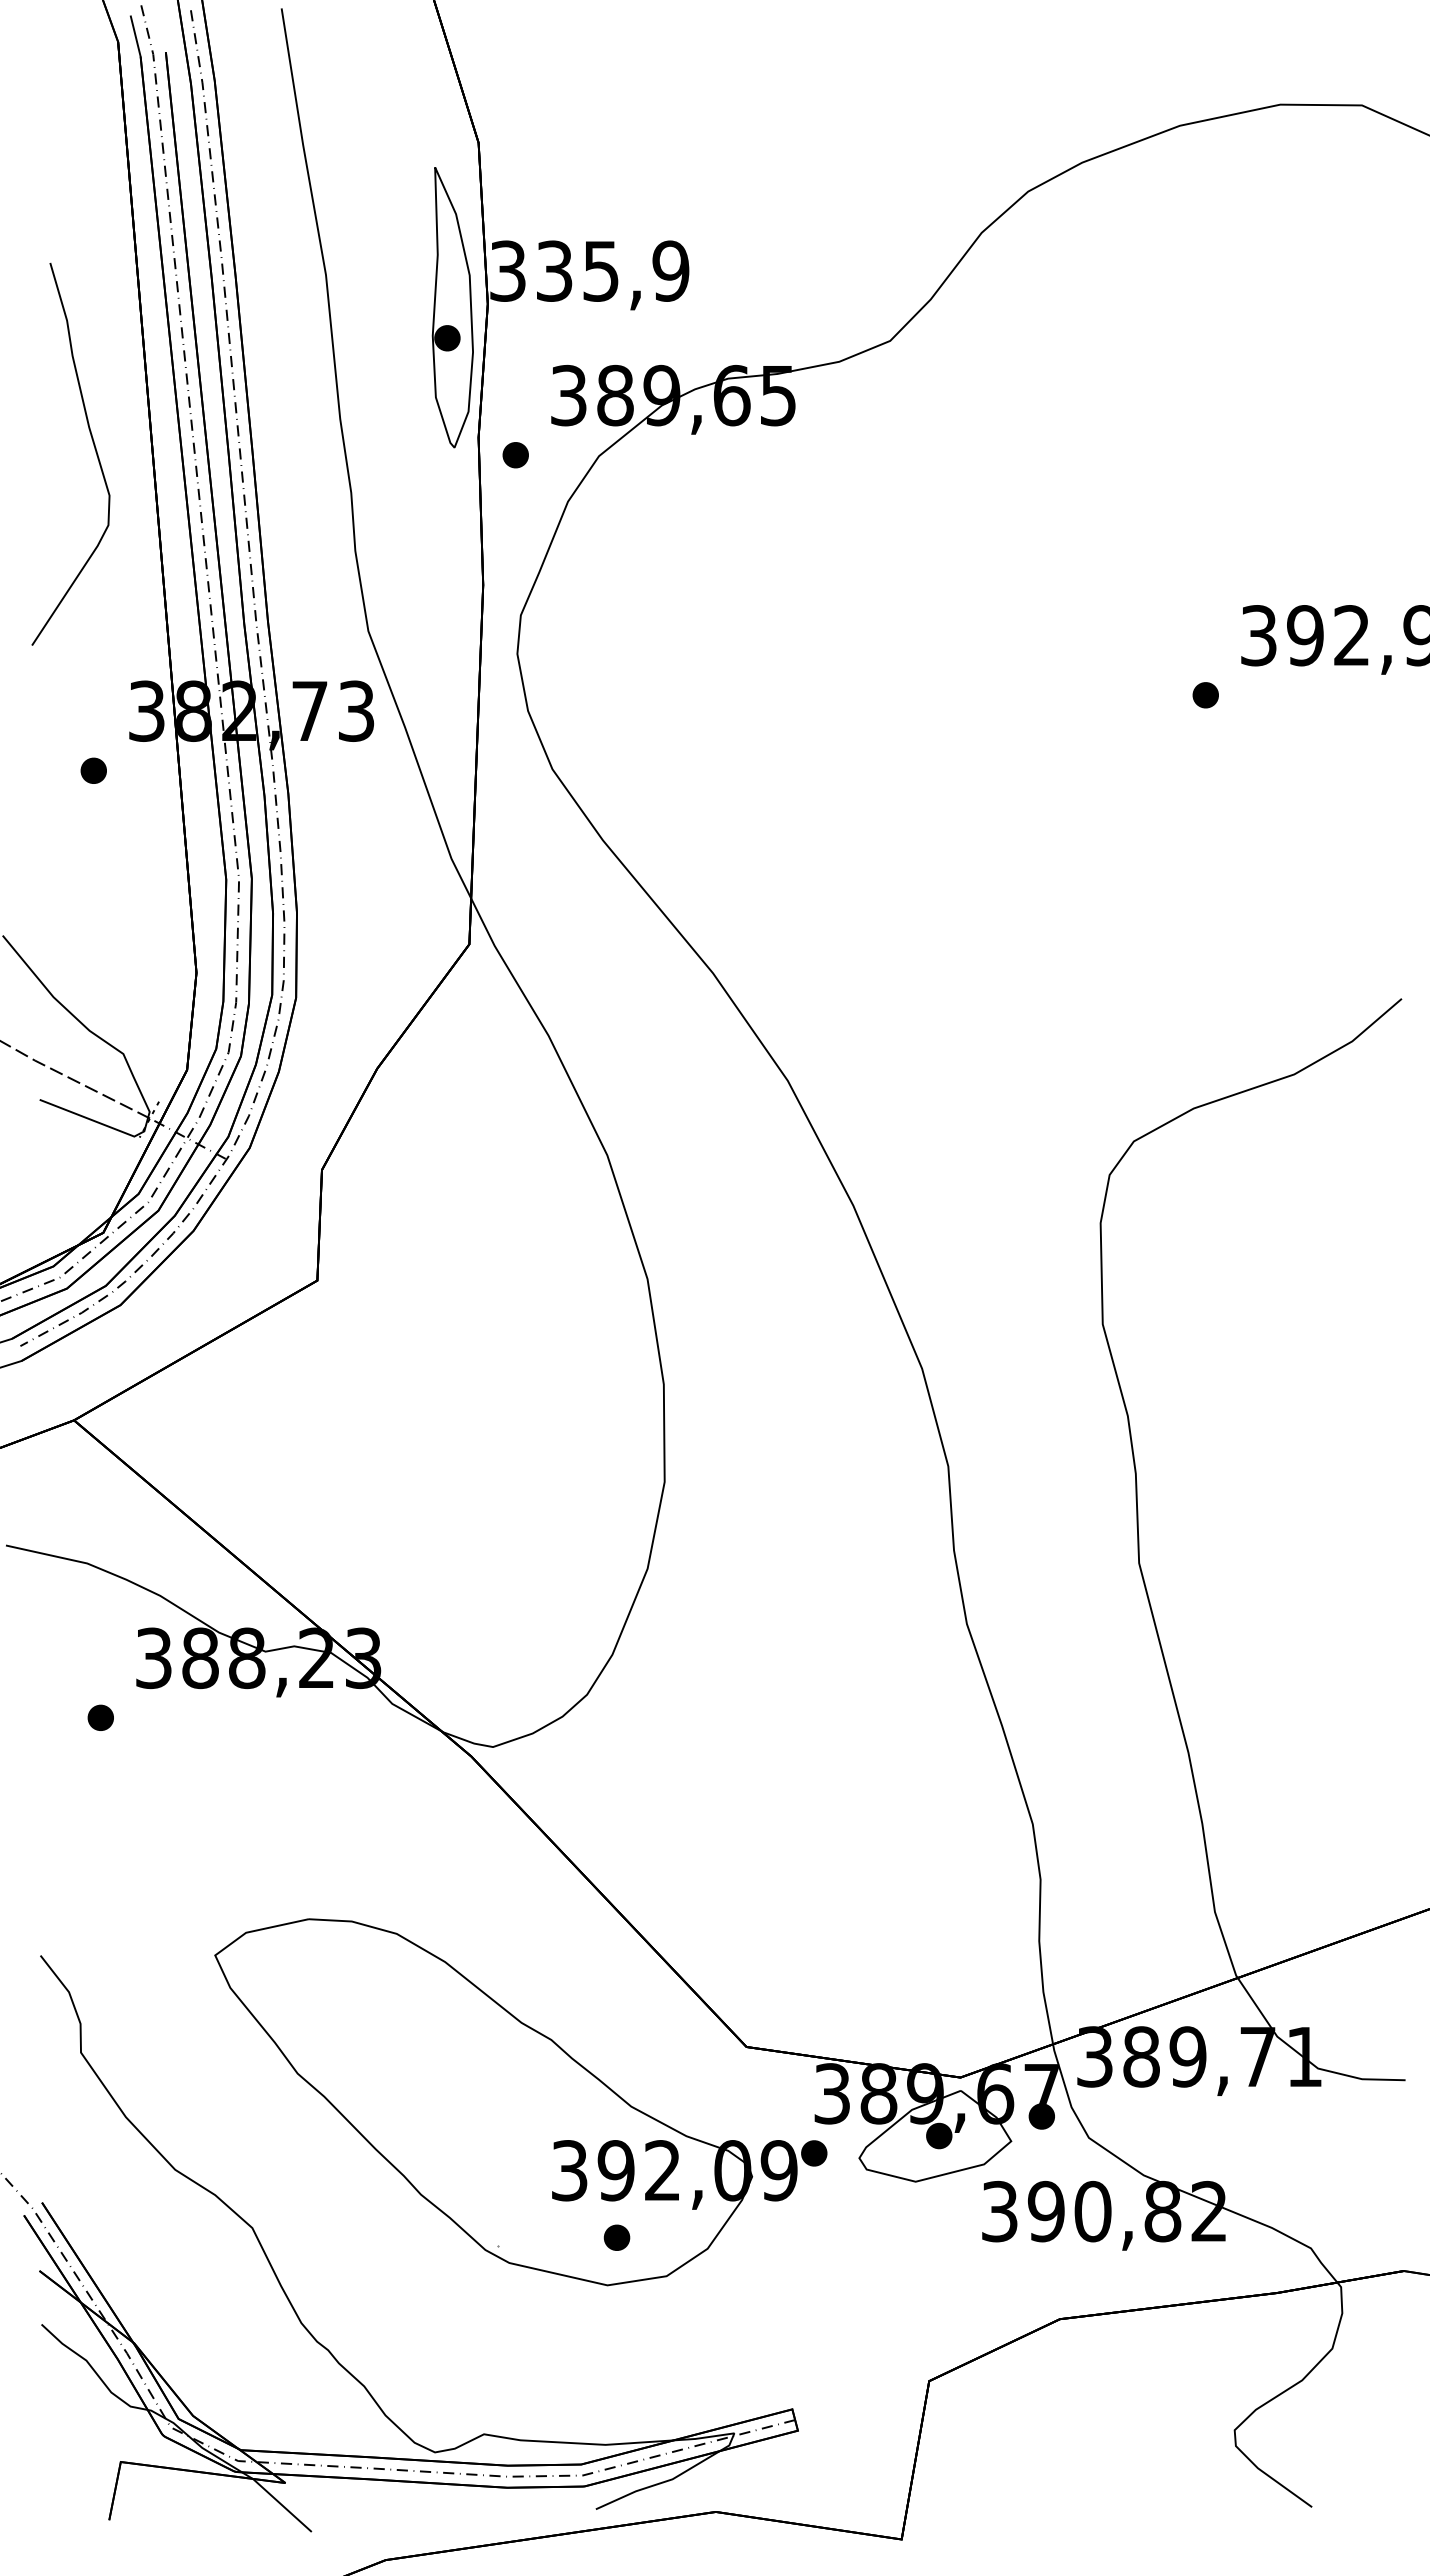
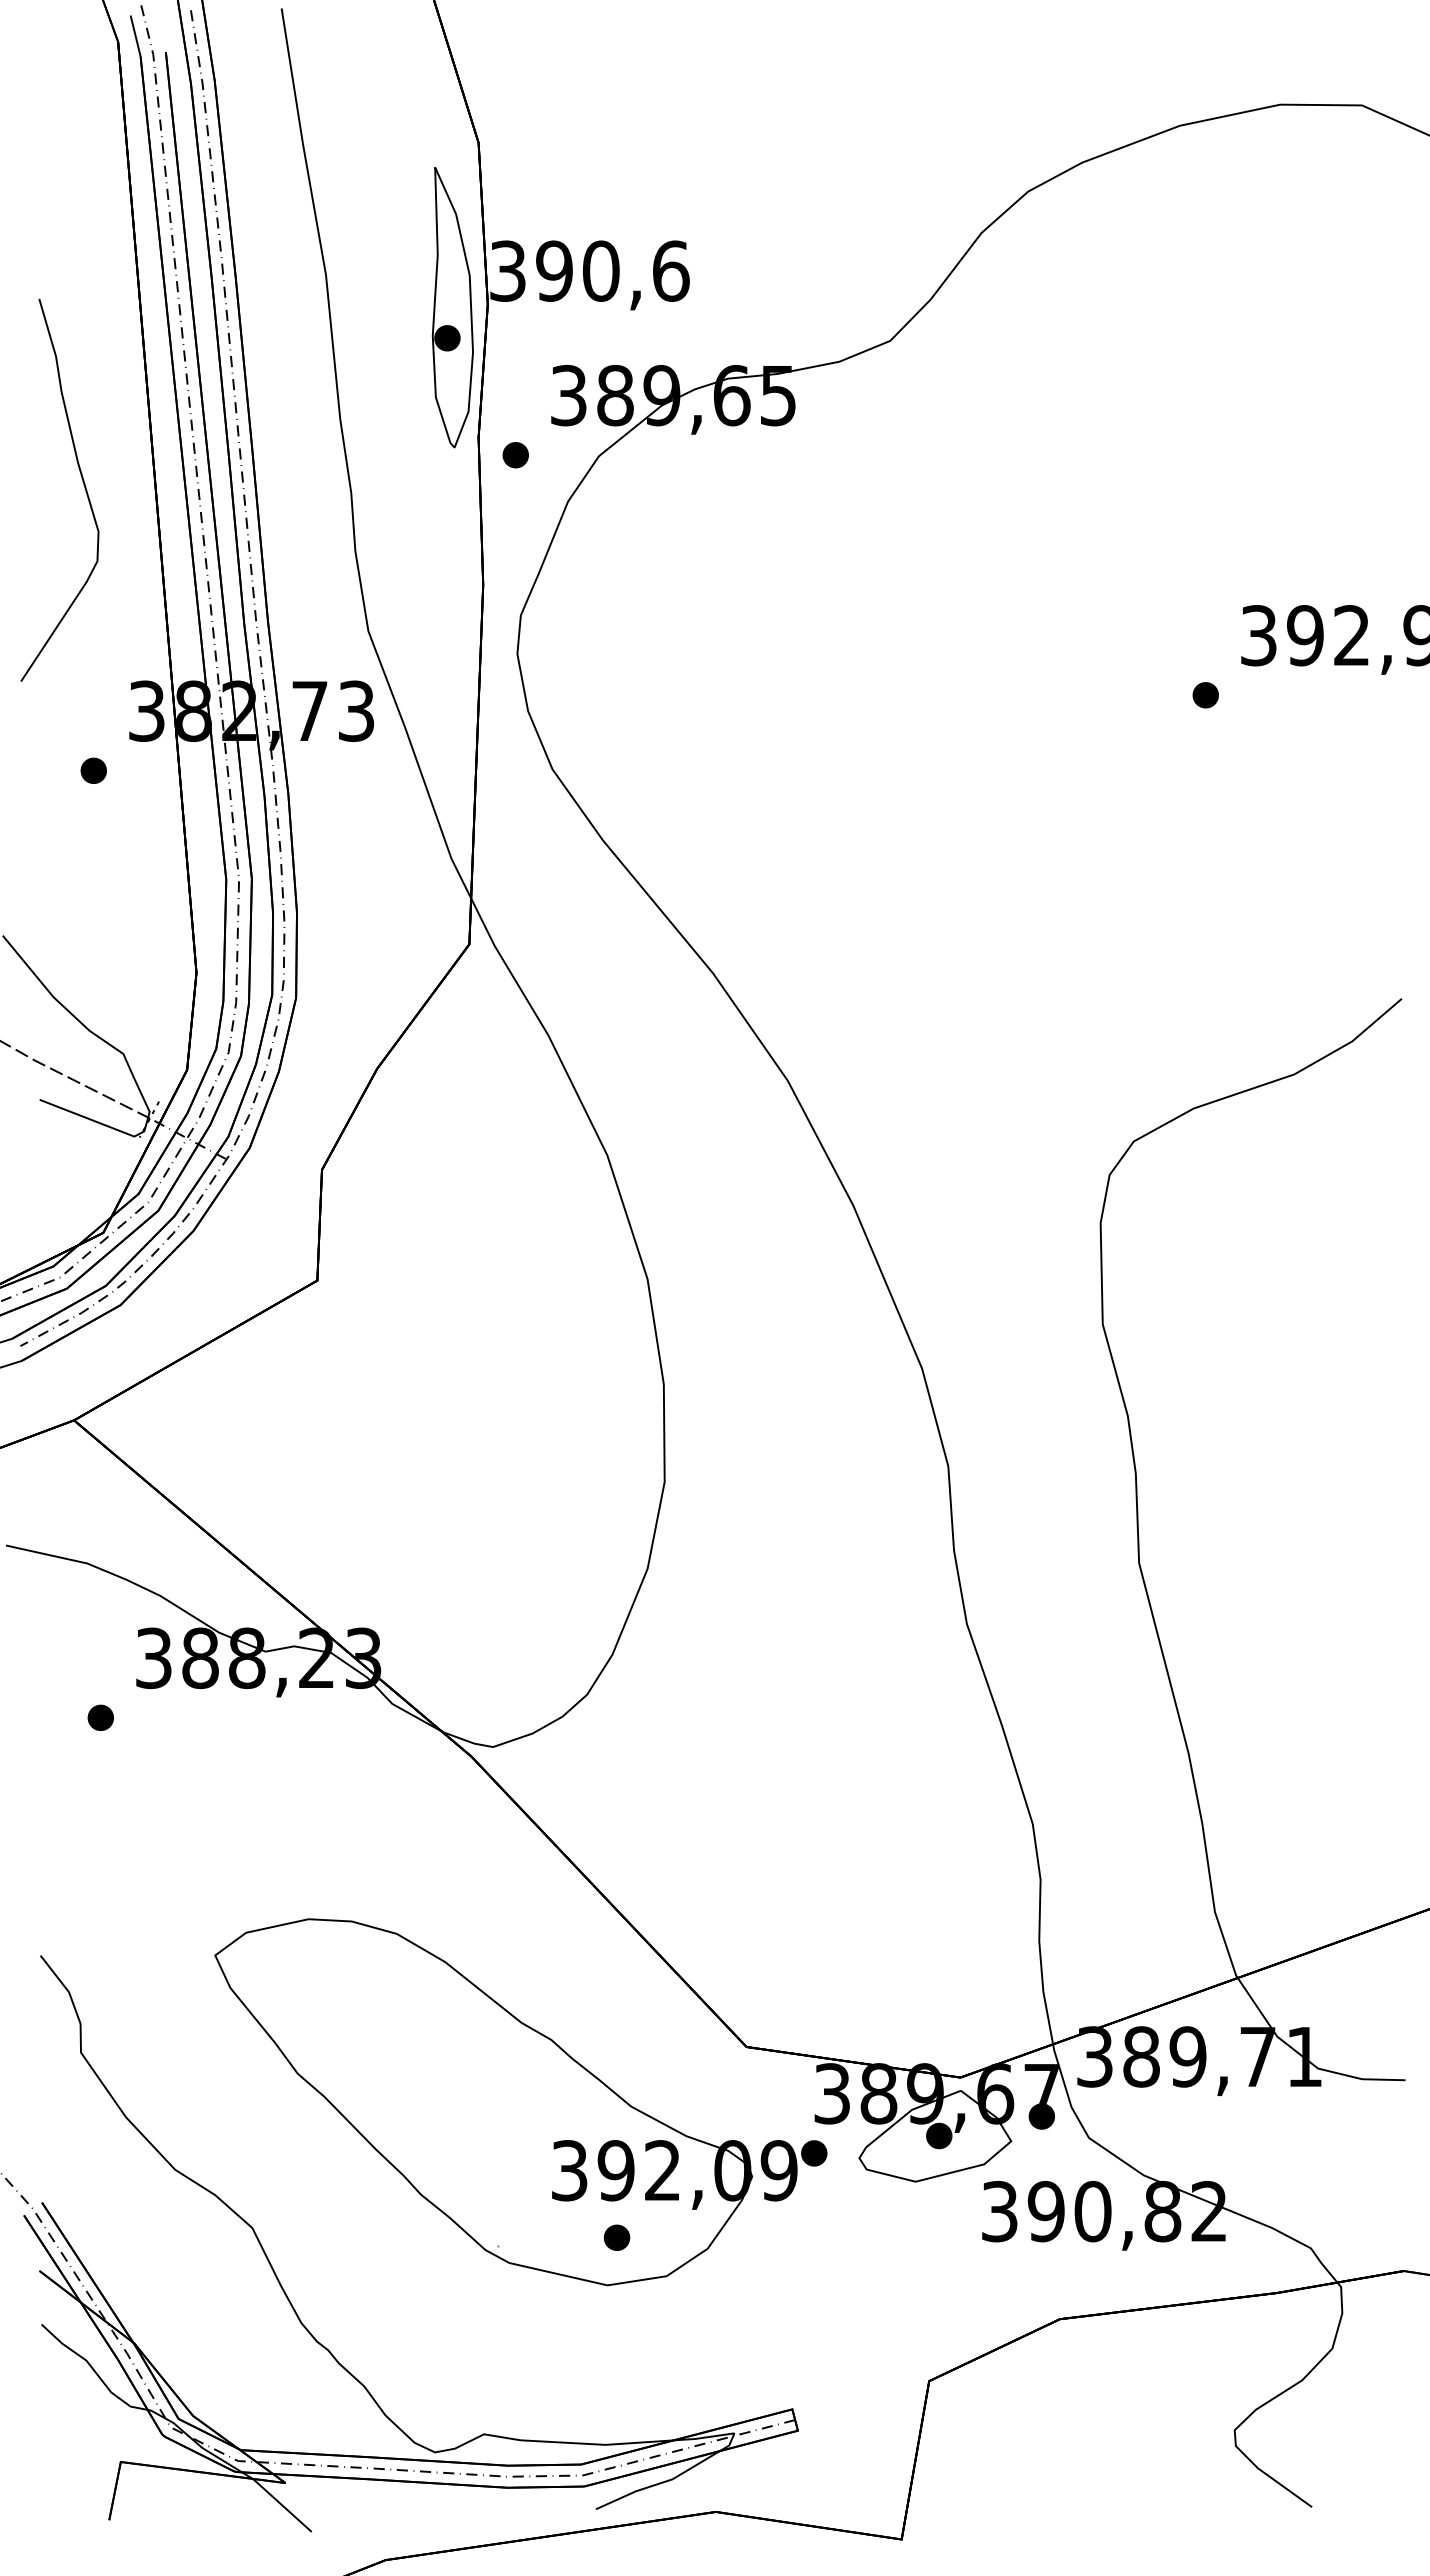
text: 335,9 -> 390,6 (612, 270)
curve position: (94, 449) -> (83, 485) (83, 485)
